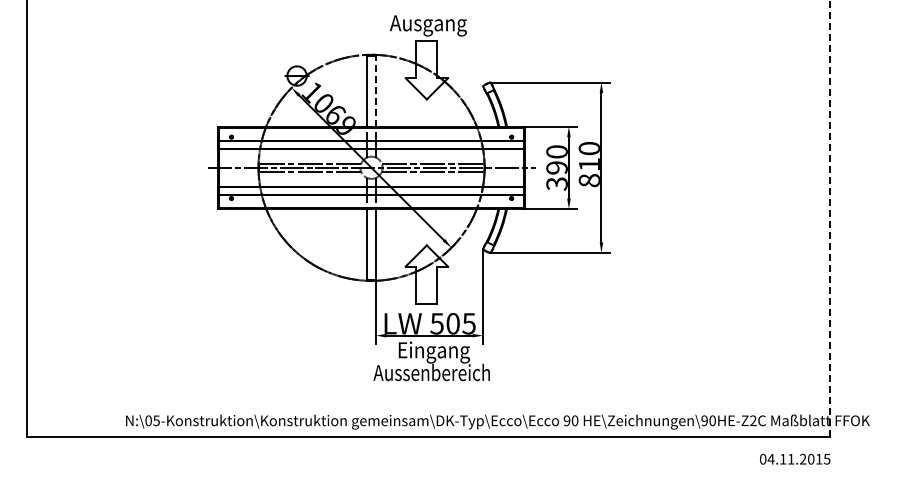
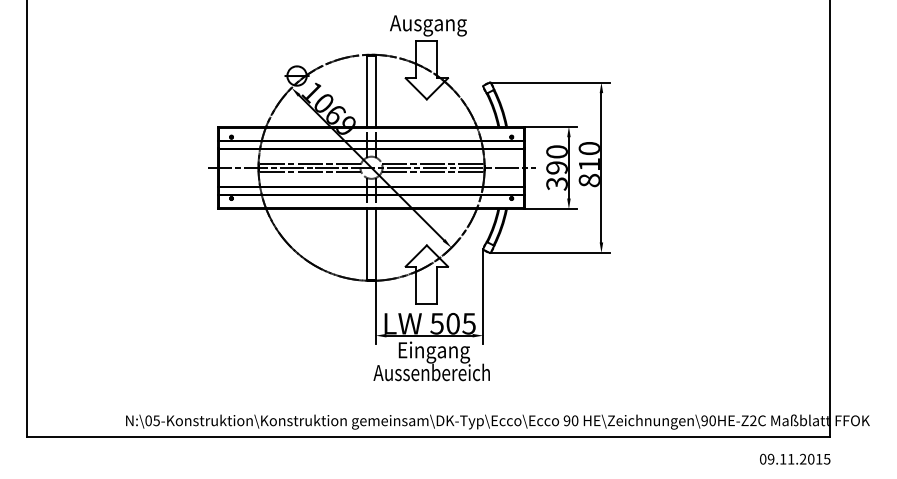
line: dashed -> solid (375, 90)
line: dashed -> solid (830, 218)
text: 04.11.2015 -> 09.11.2015 (770, 458)
